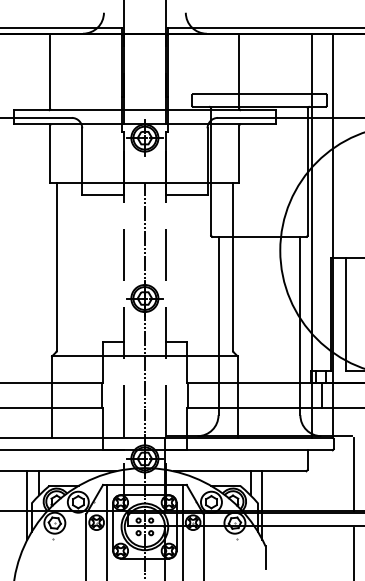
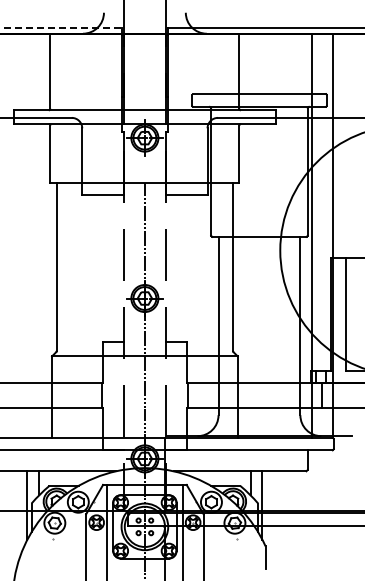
line: solid -> dashed (61, 28)
line: present -> none (353, 474)
line: present -> none (353, 552)
